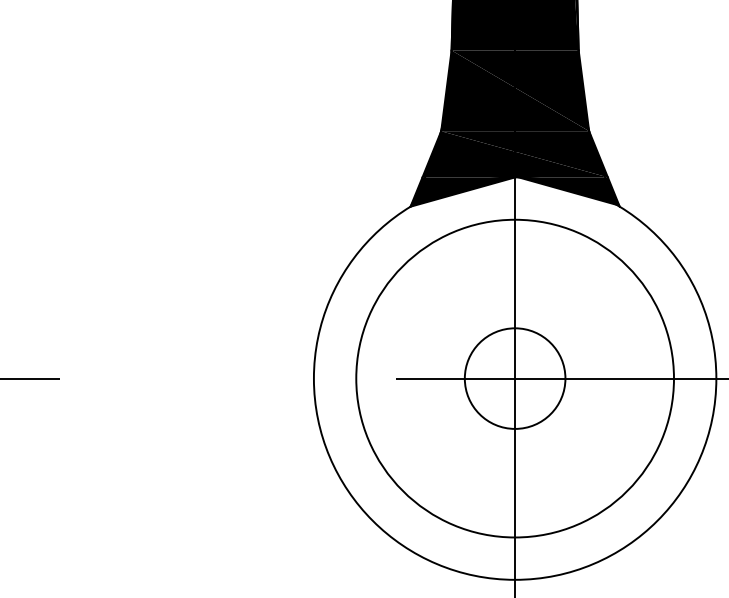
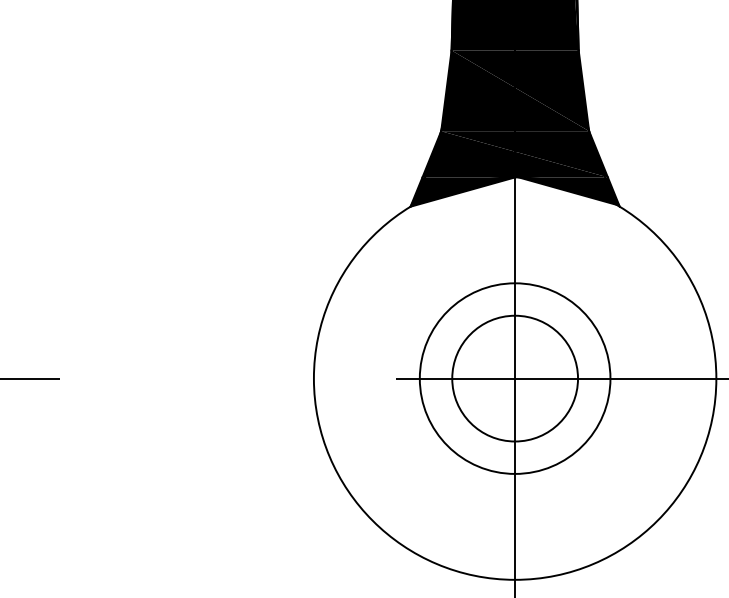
circle diameter: 101 px -> 126 px (515, 378)
circle diameter: 318 px -> 191 px (514, 378)
